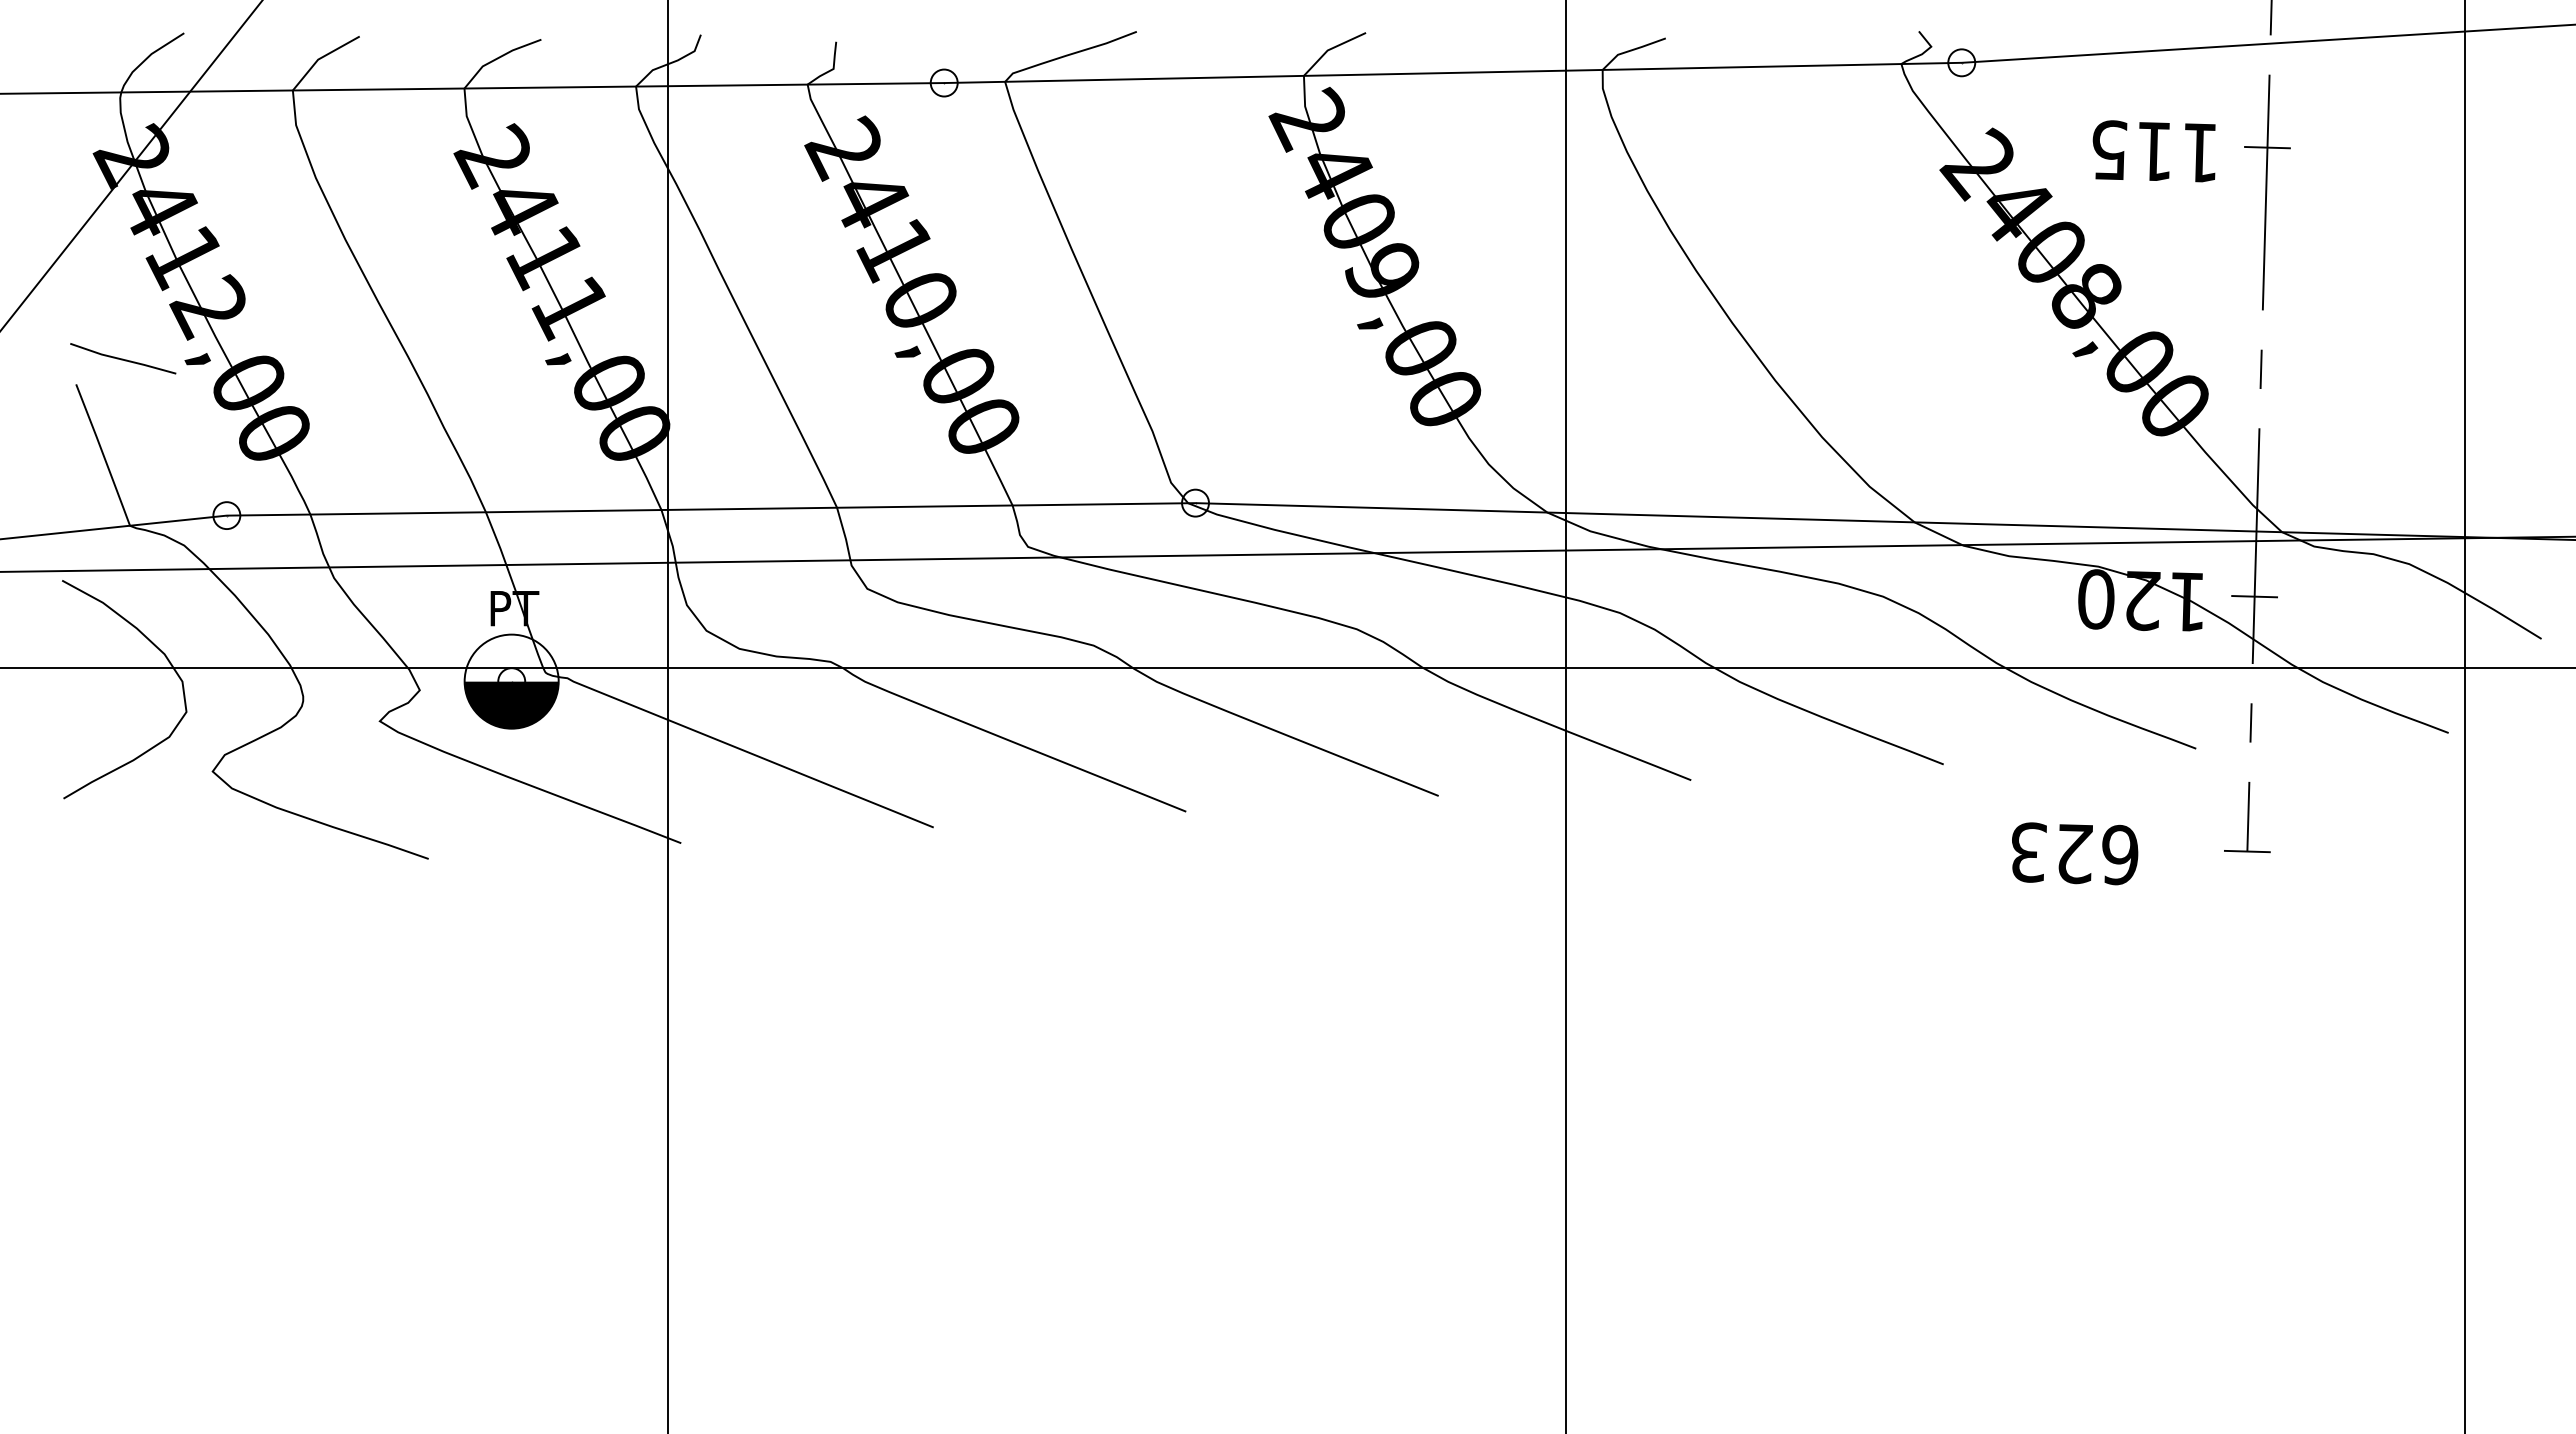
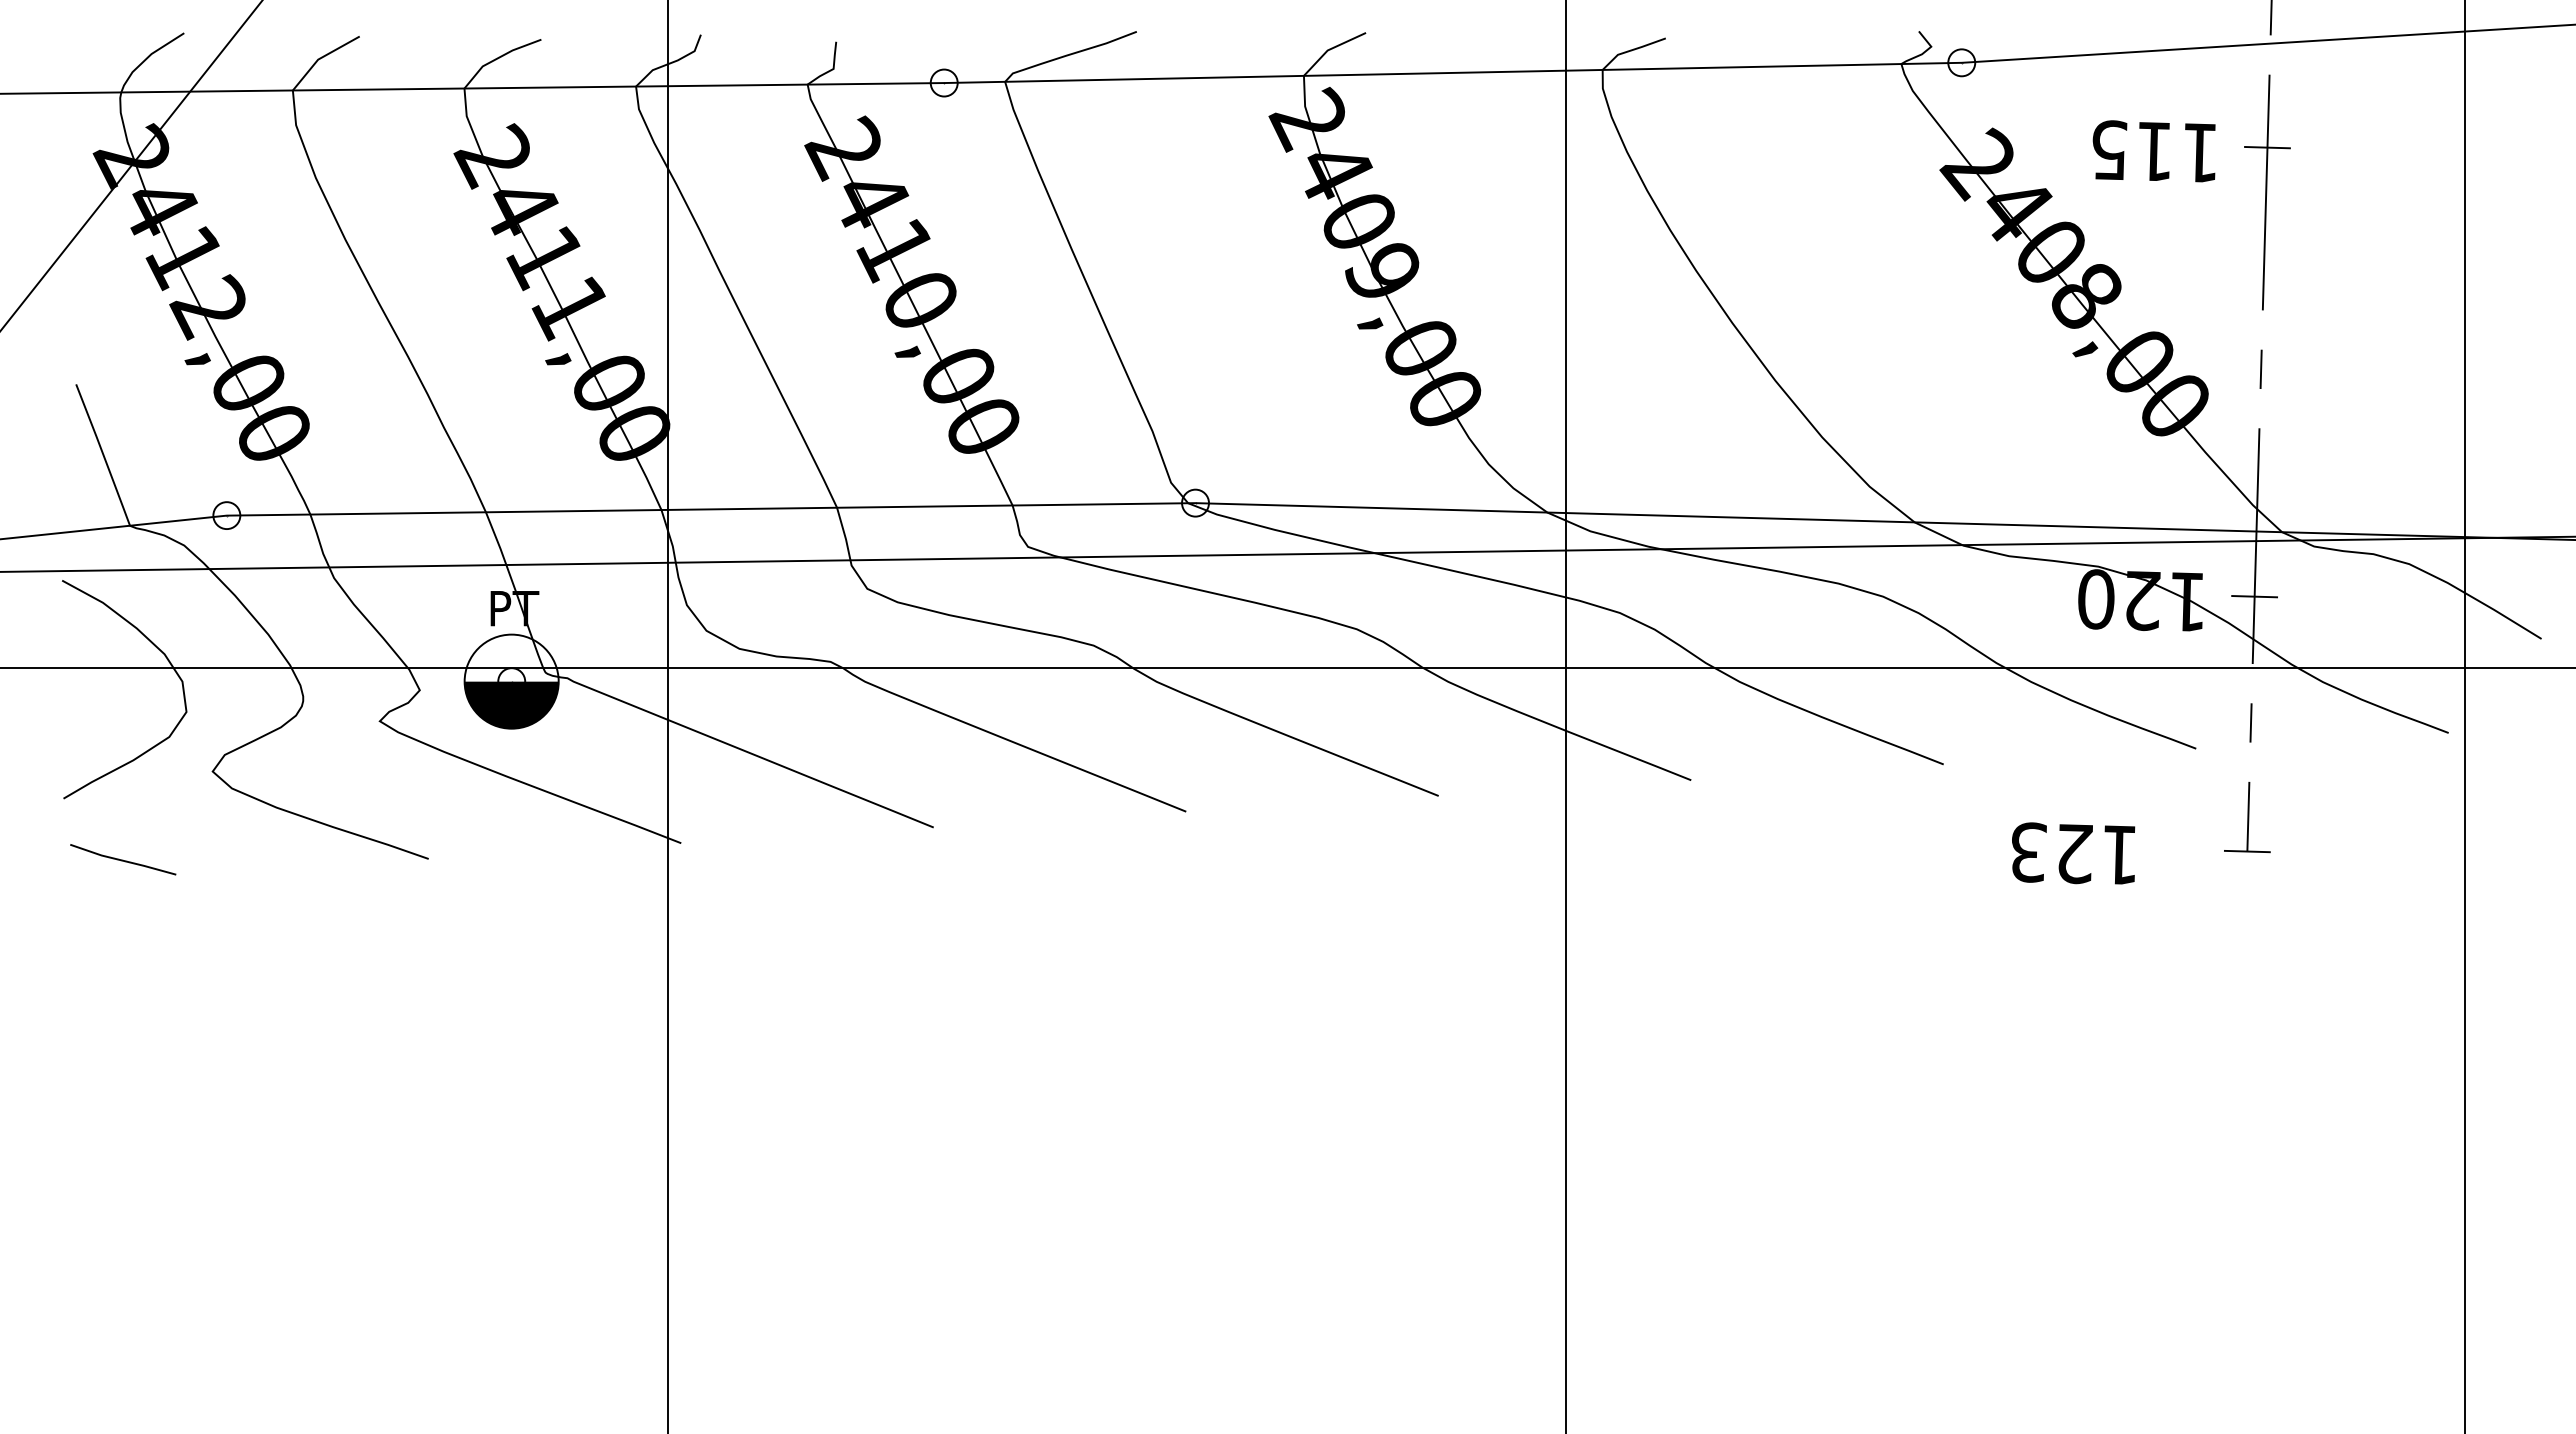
line position: (123, 358) -> (123, 859) (123, 859)
text: 623 -> 123 (2120, 854)
